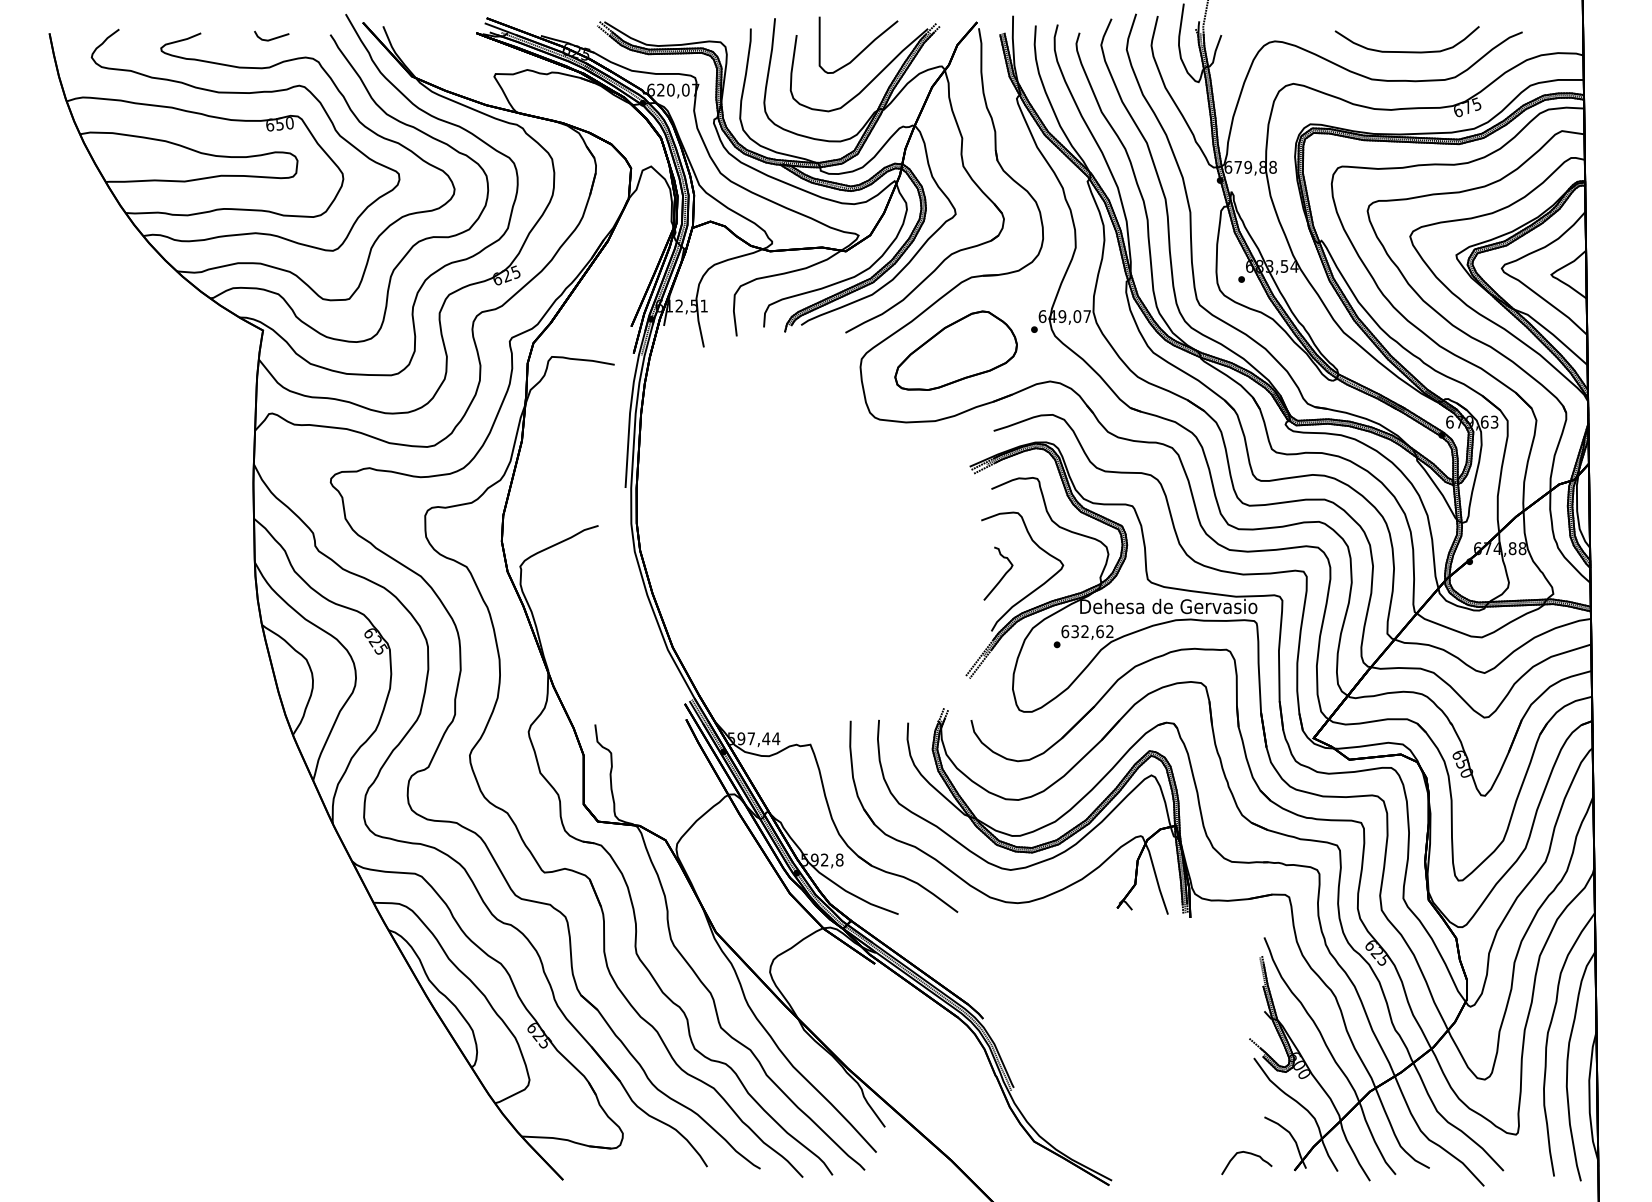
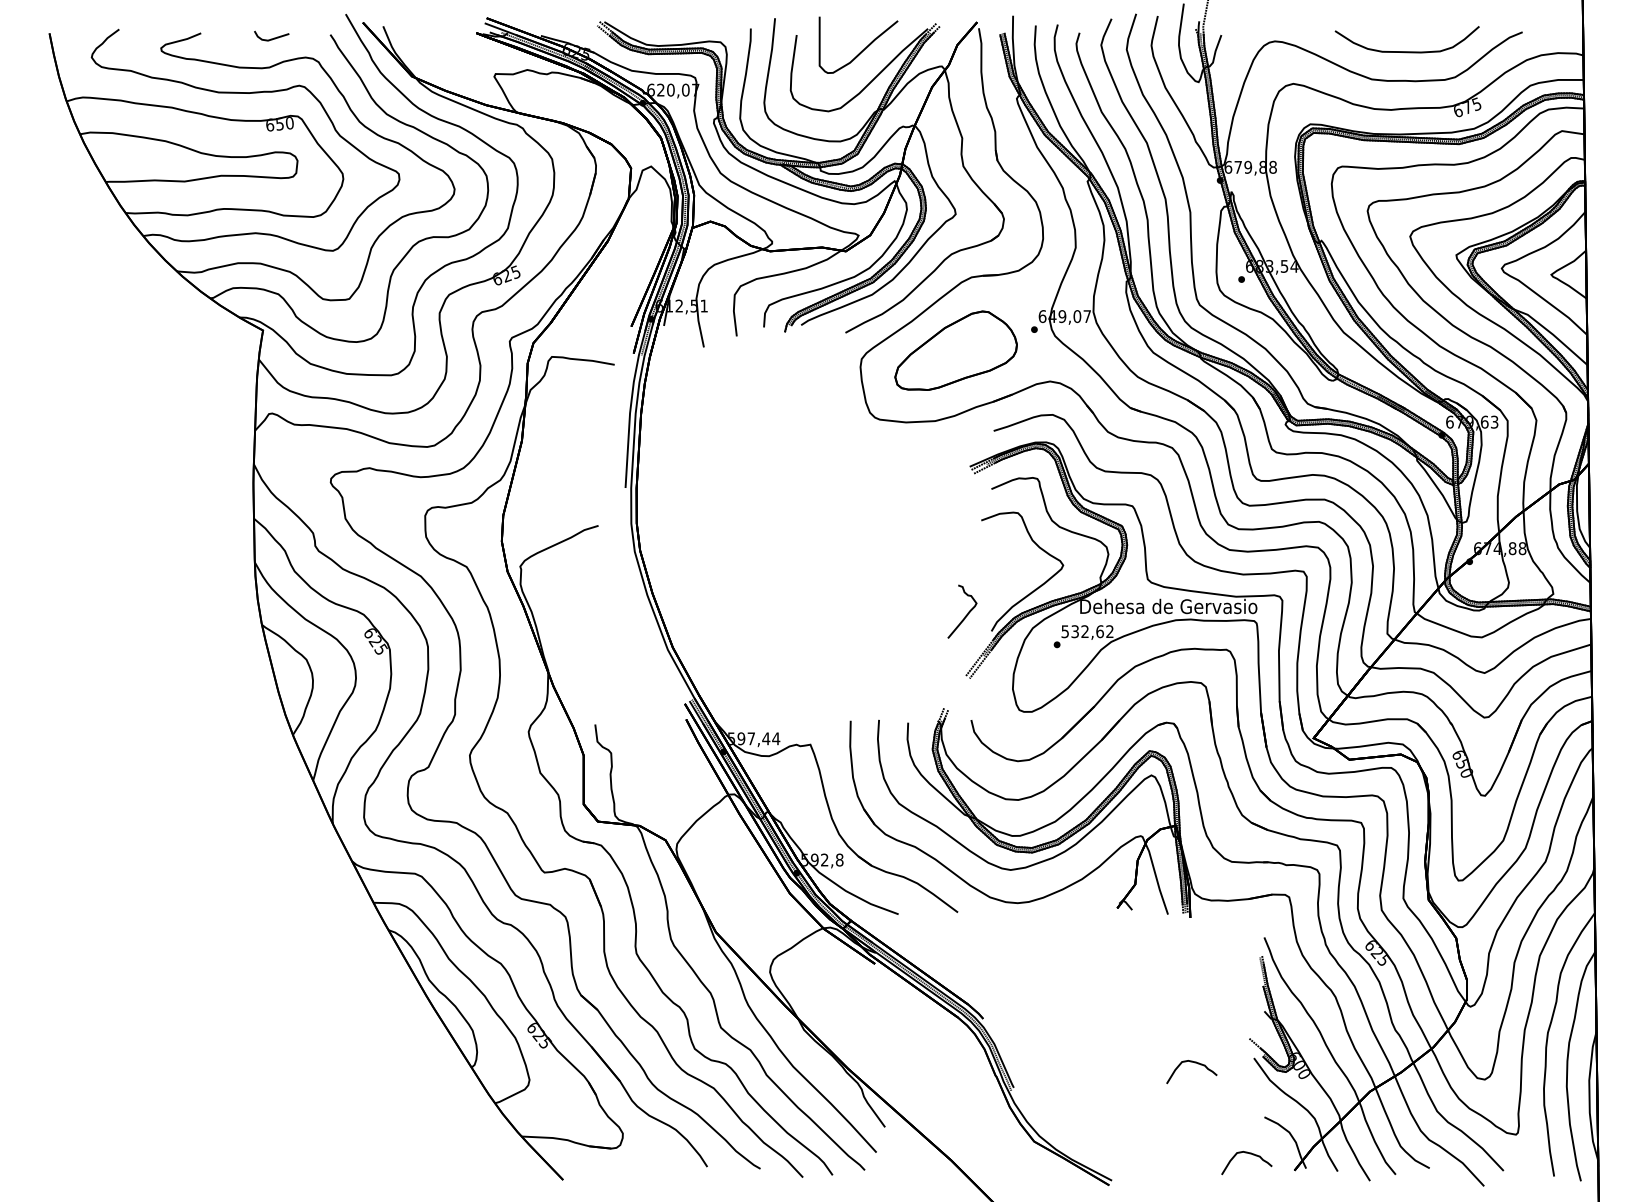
curve position: (1002, 576) -> (966, 614) (966, 614)
text: 632,62 -> 532,62 (1065, 631)
curve: none -> present (1194, 1063)
